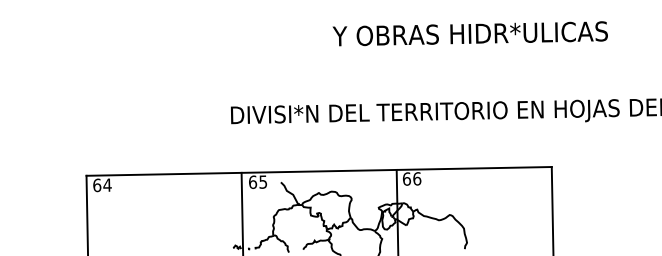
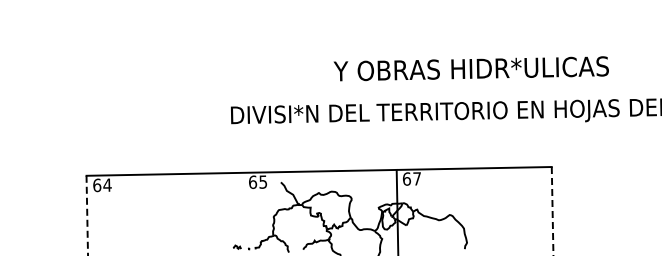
text position: (469, 33) -> (470, 68) (470, 68)
text: 66 -> 67 (417, 178)
line: solid -> dashed (552, 211)
line: present -> none (242, 212)
line: solid -> dashed (87, 215)
